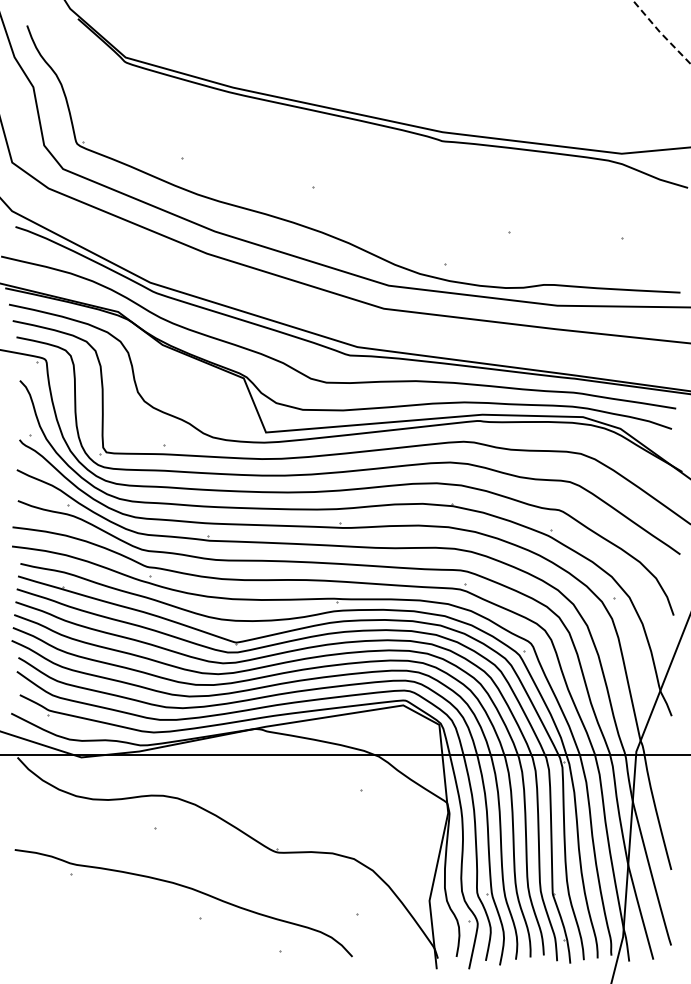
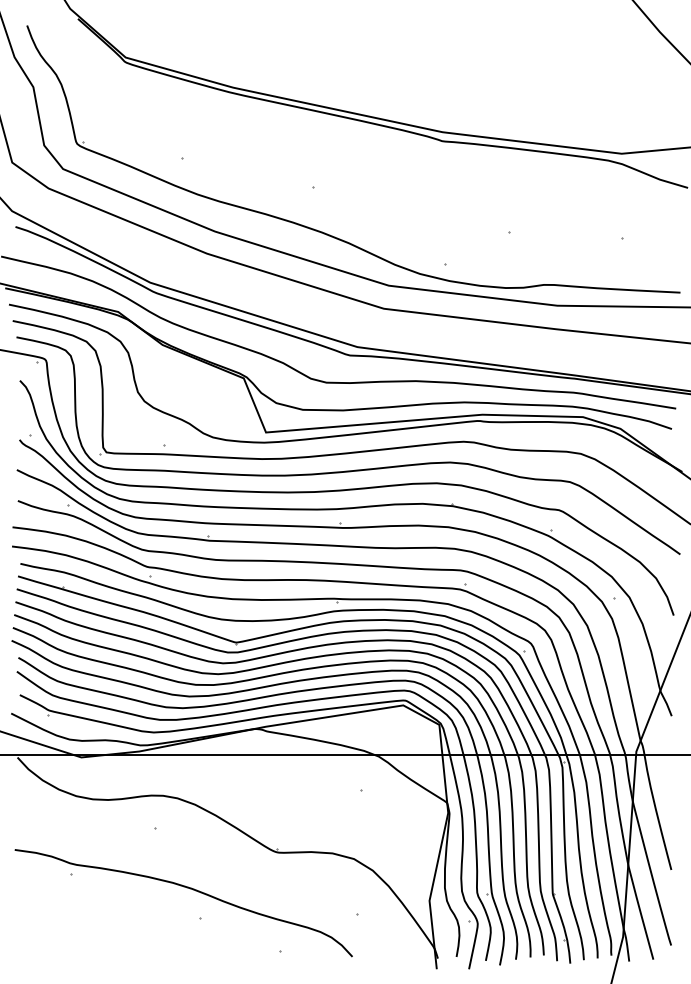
line: dashed -> solid (660, 32)
